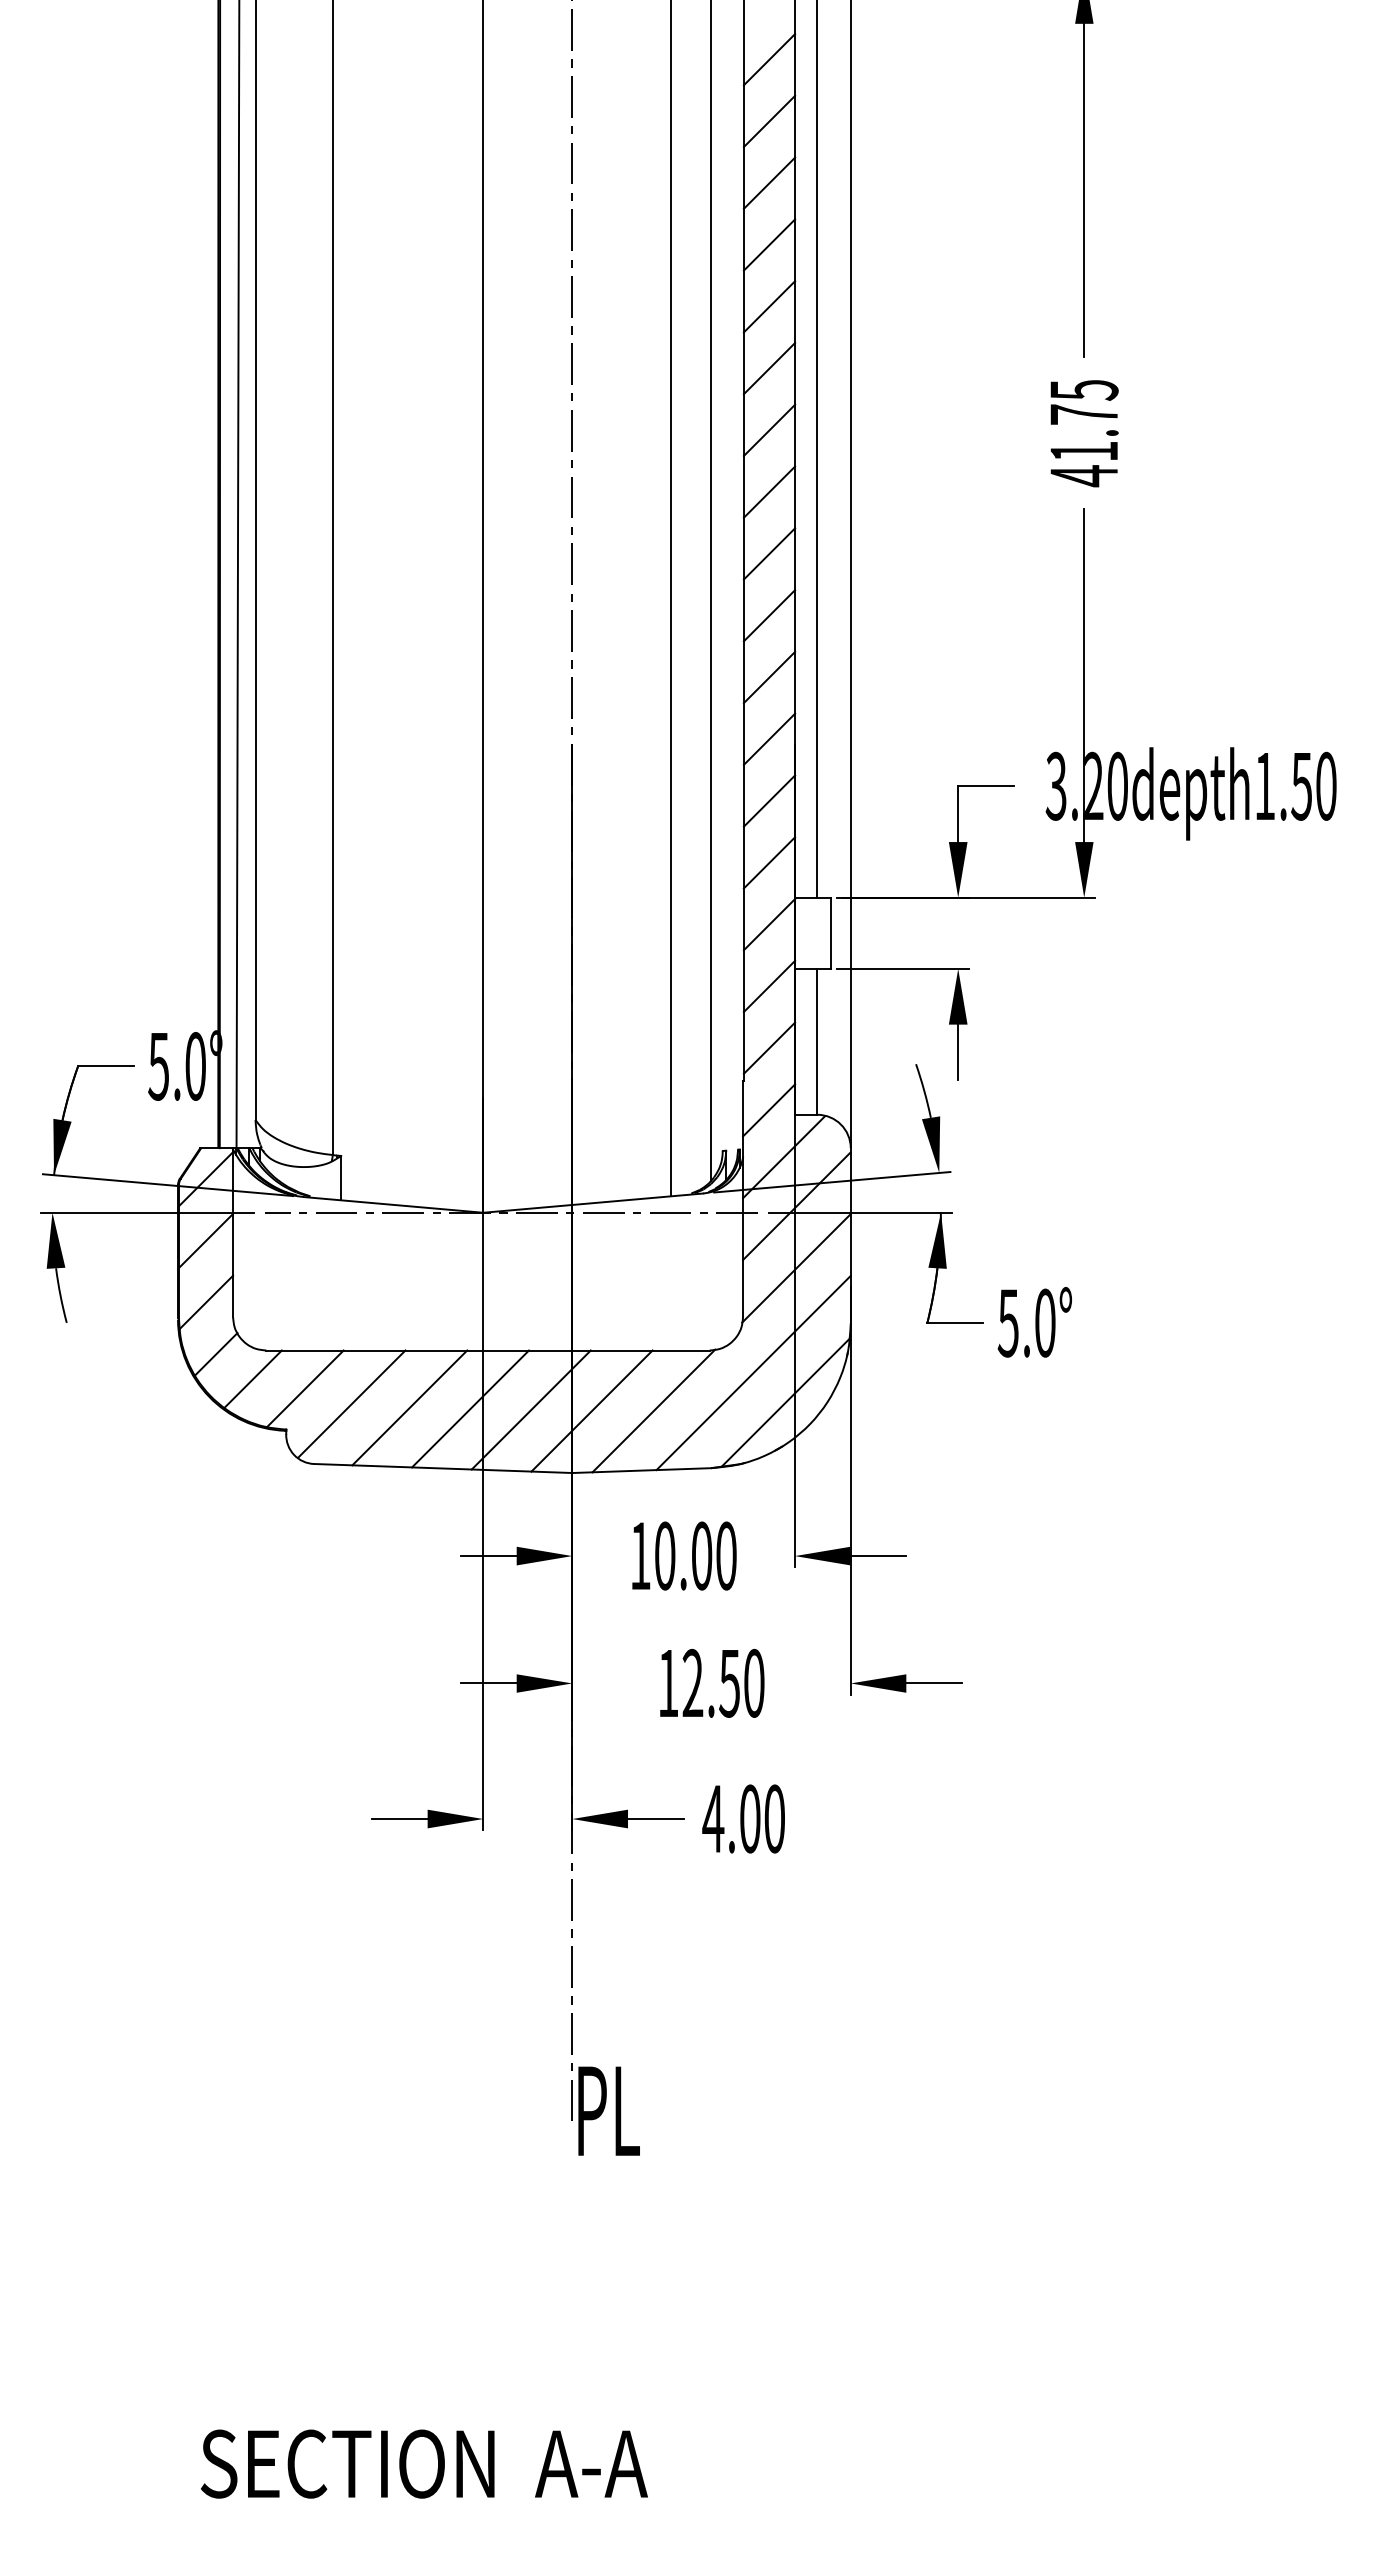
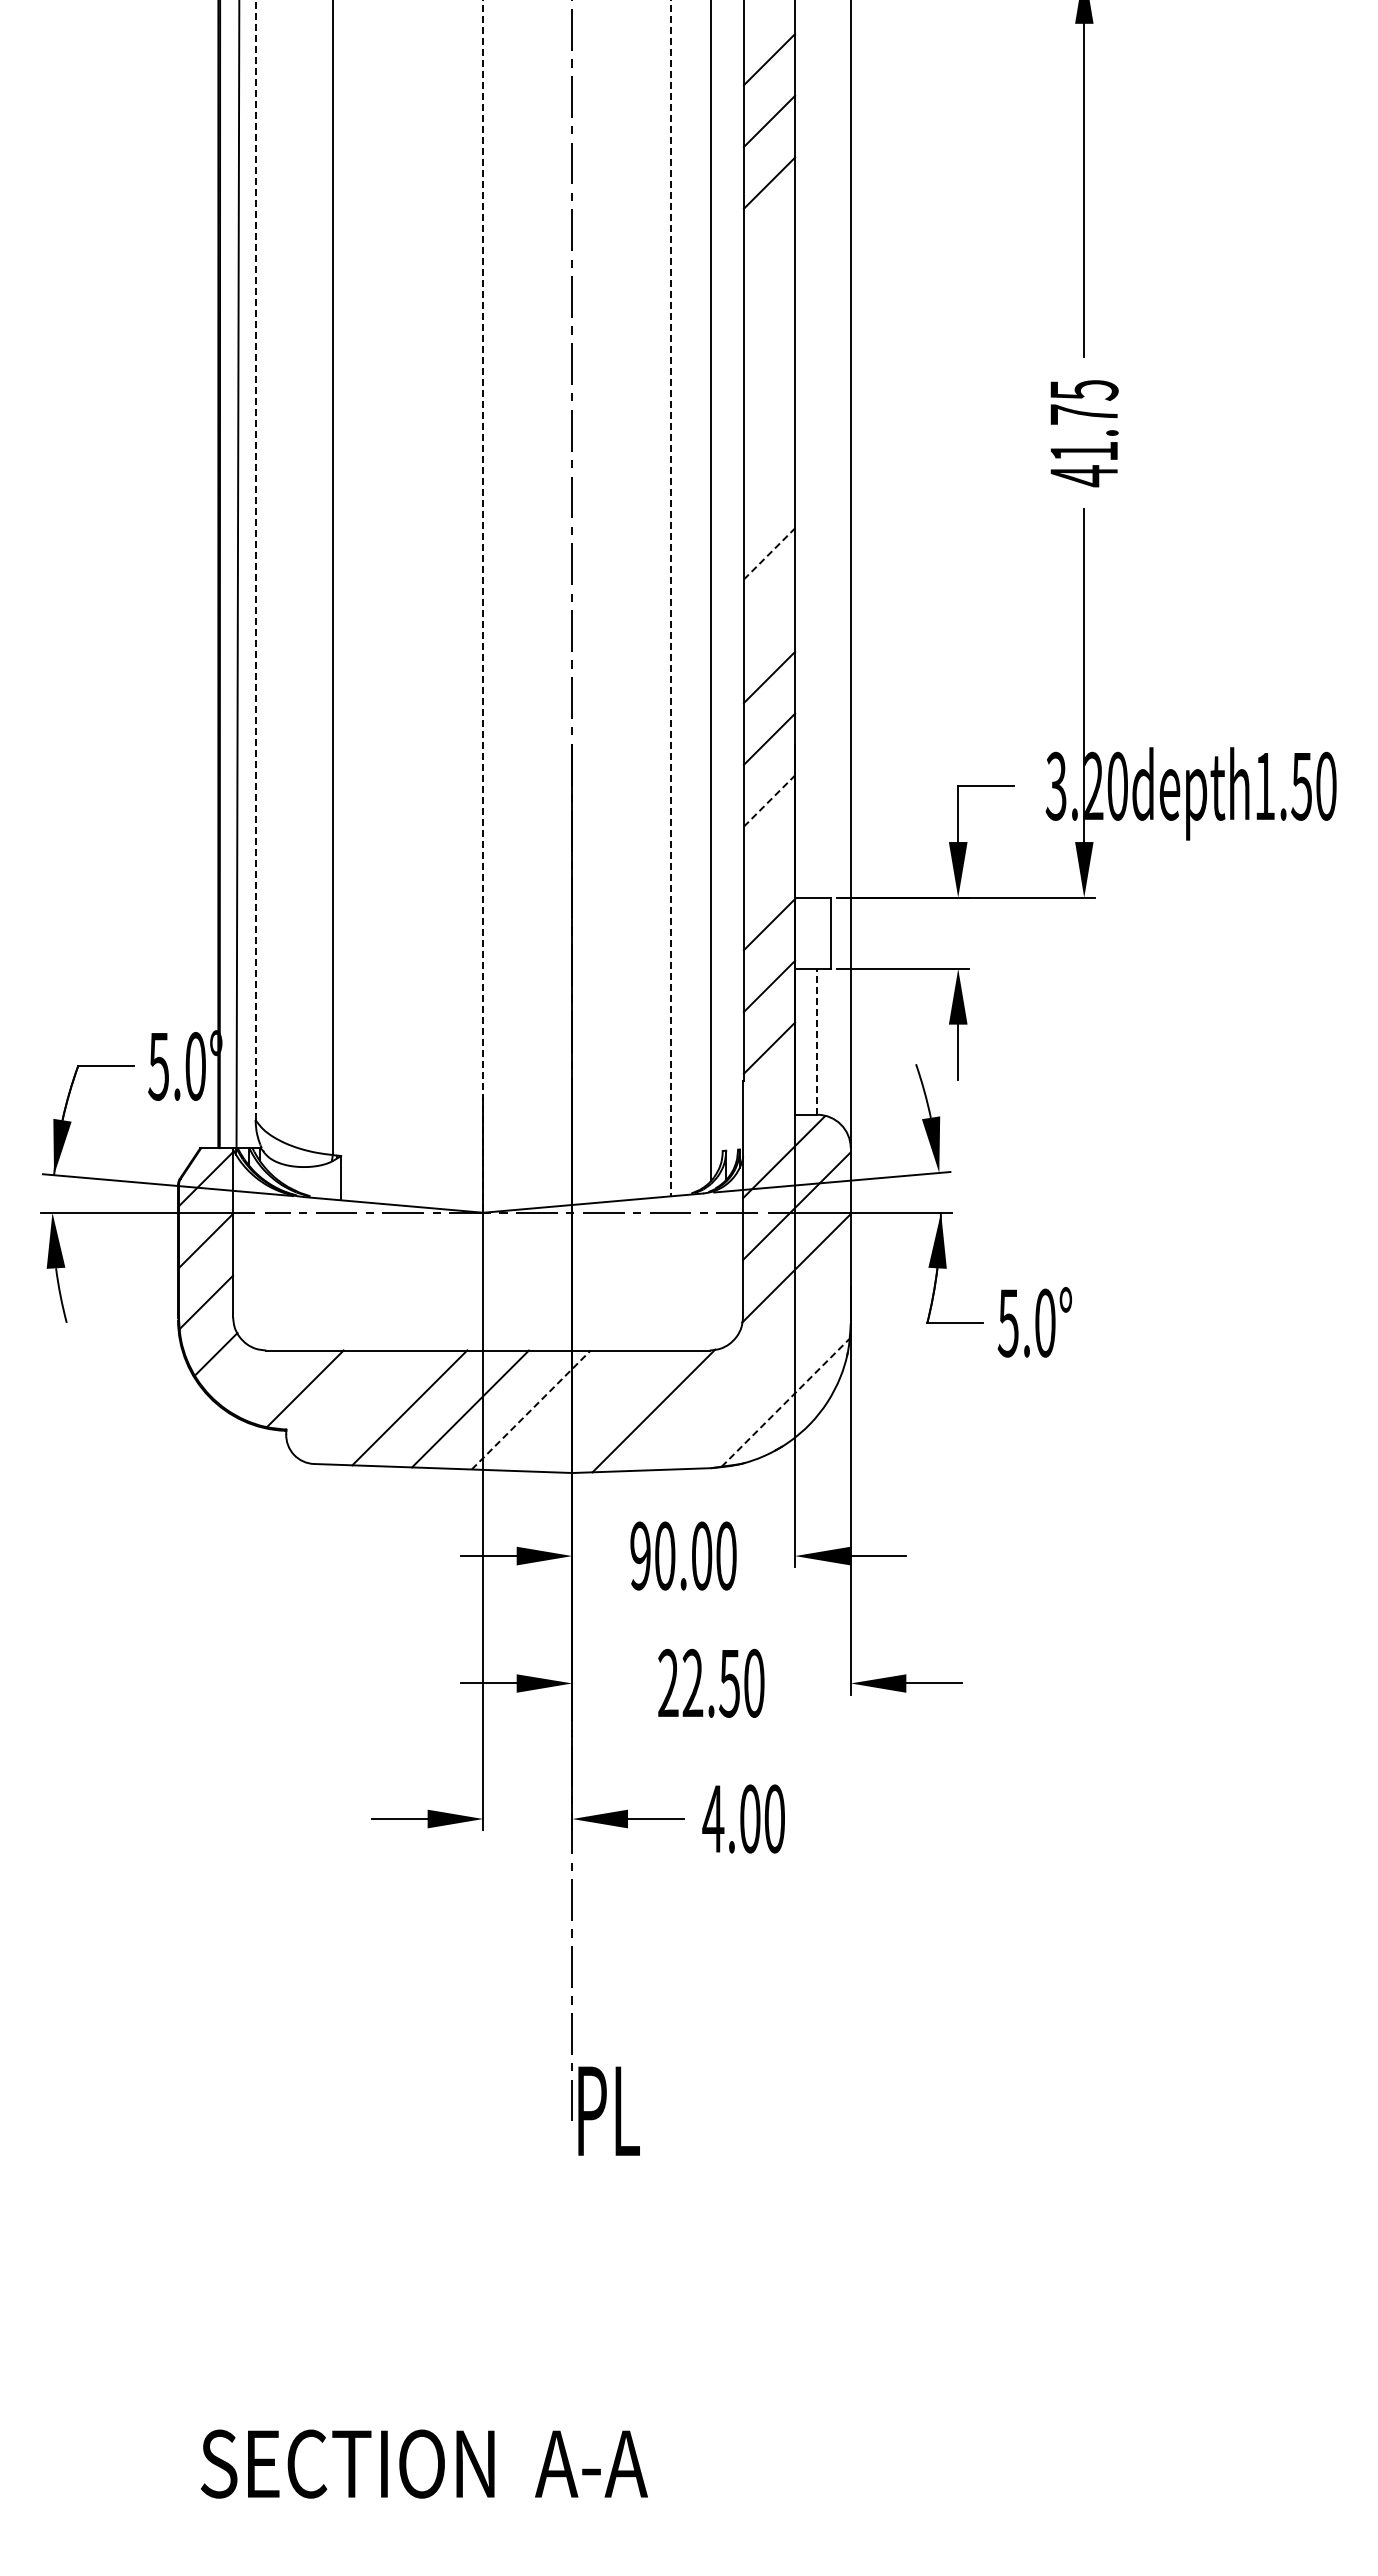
line: present -> none (769, 244)
line: present -> none (769, 306)
line: present -> none (769, 368)
line: present -> none (769, 429)
line: present -> none (817, 449)
line: present -> none (769, 491)
line: solid -> dashed (769, 553)
line: solid -> dashed (255, 560)
line: solid -> dashed (670, 598)
line: solid -> dashed (483, 606)
line: present -> none (769, 615)
line: solid -> dashed (769, 800)
line: present -> none (769, 862)
line: solid -> dashed (817, 1041)
line: present -> none (769, 1110)
line: present -> none (753, 1372)
line: present -> none (252, 1378)
line: solid -> dashed (785, 1402)
line: present -> none (351, 1403)
line: solid -> dashed (531, 1409)
line: present -> none (591, 1410)
text: 10.00 -> 90.00 (640, 1555)
text: 12.50 -> 22.50 (668, 1682)
